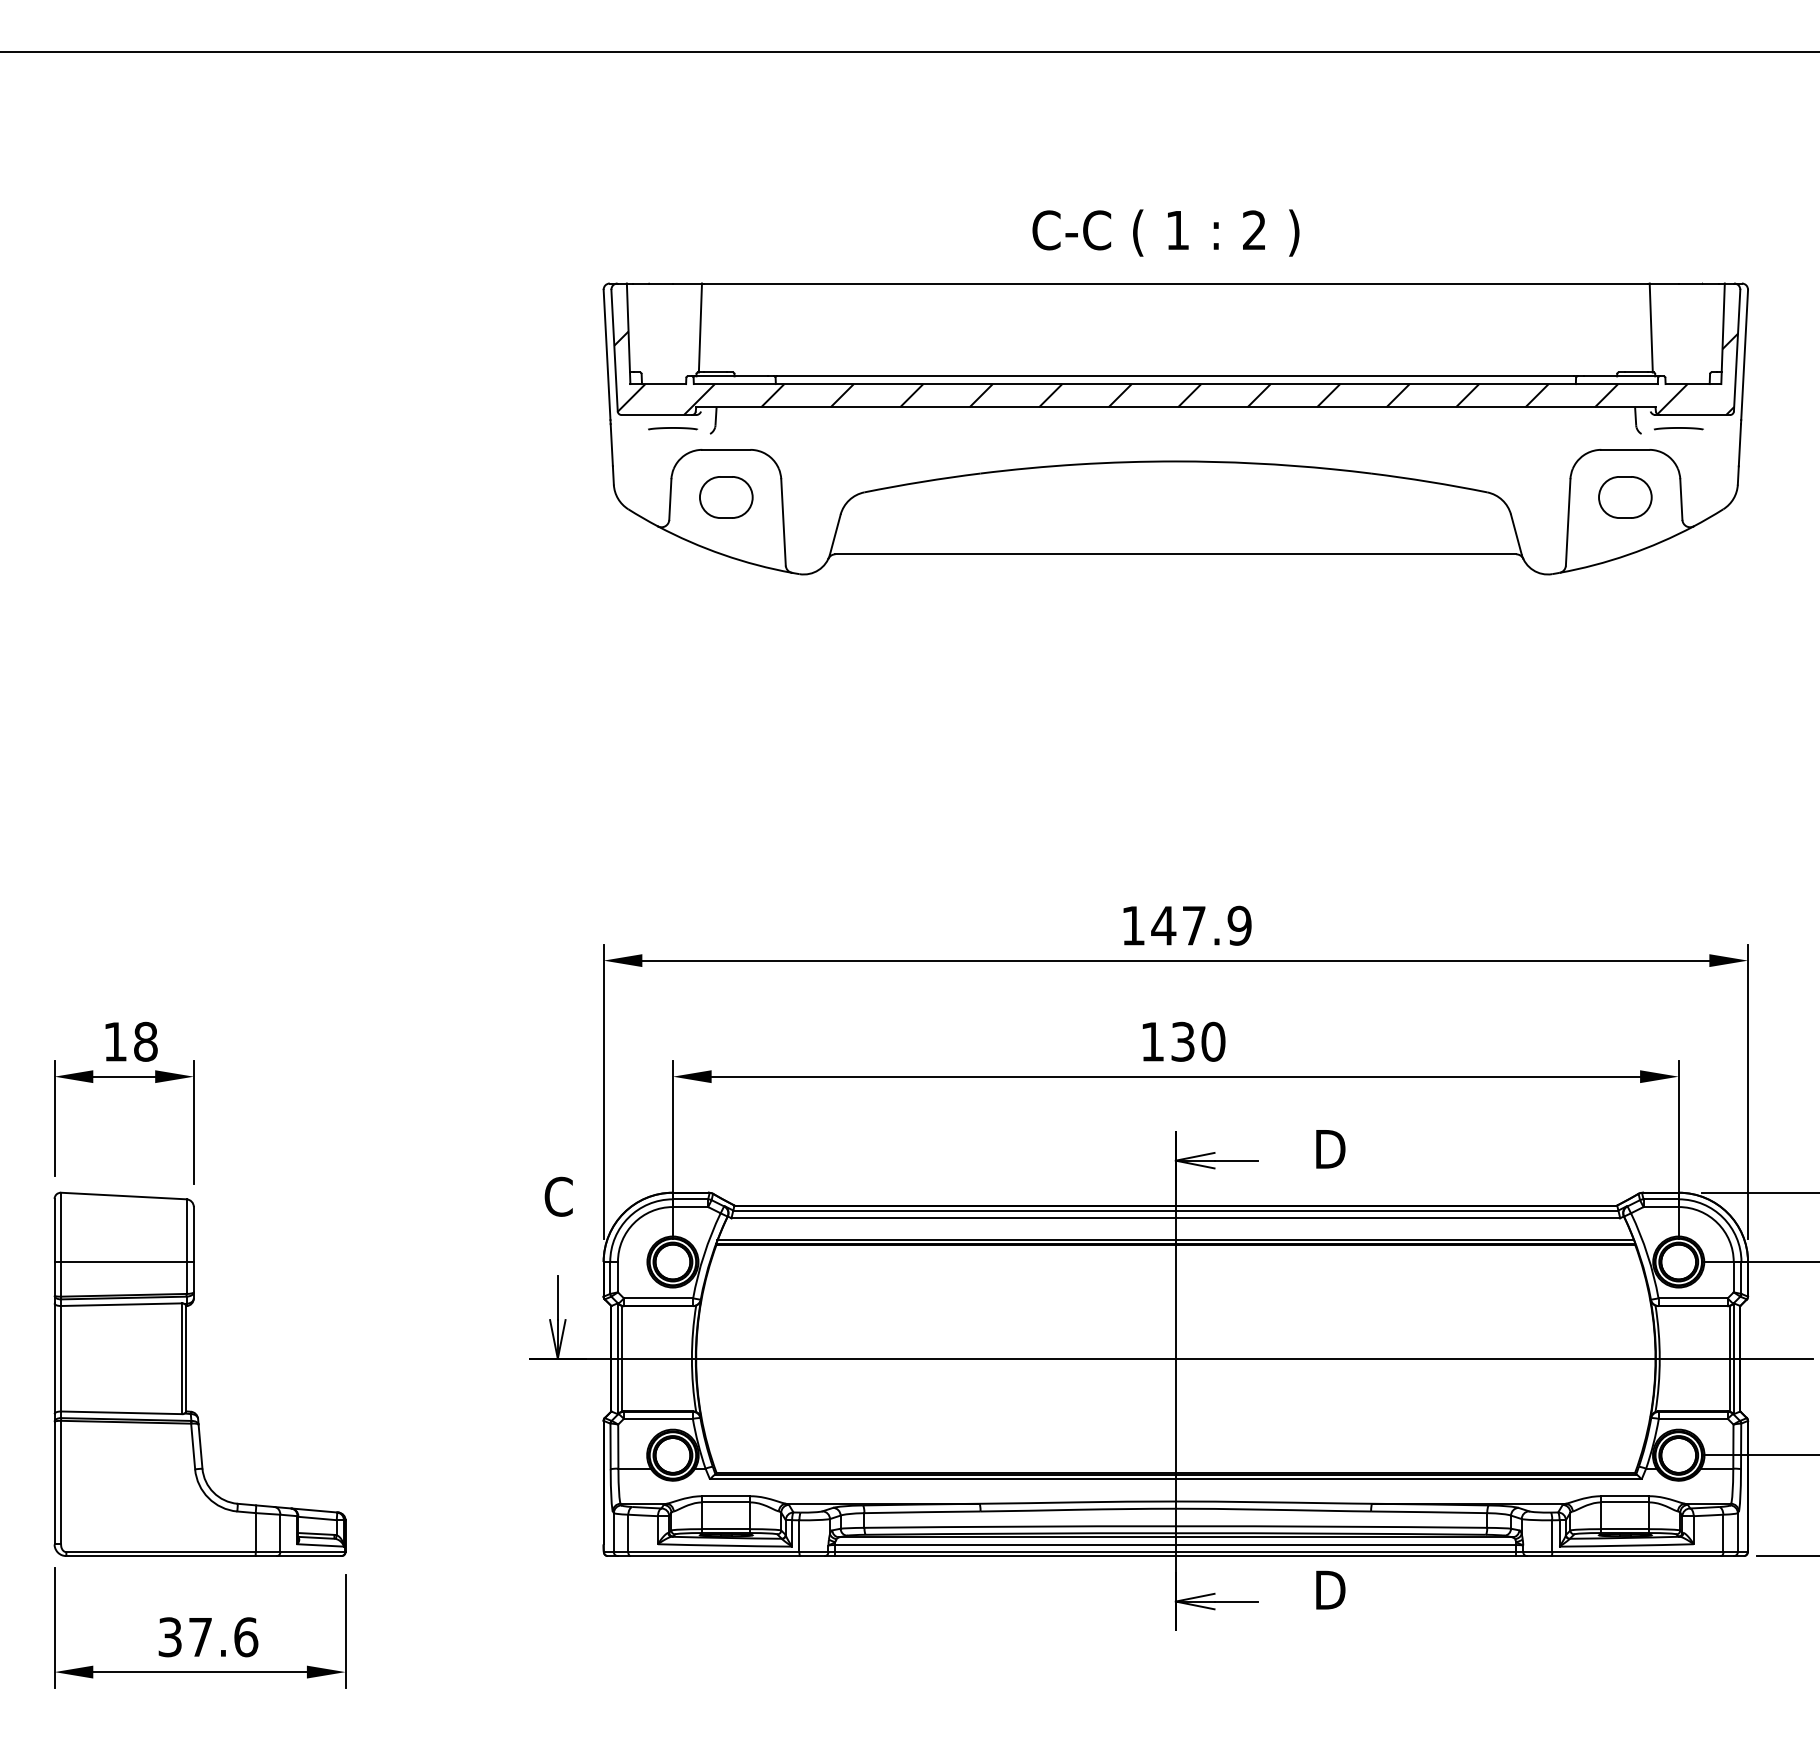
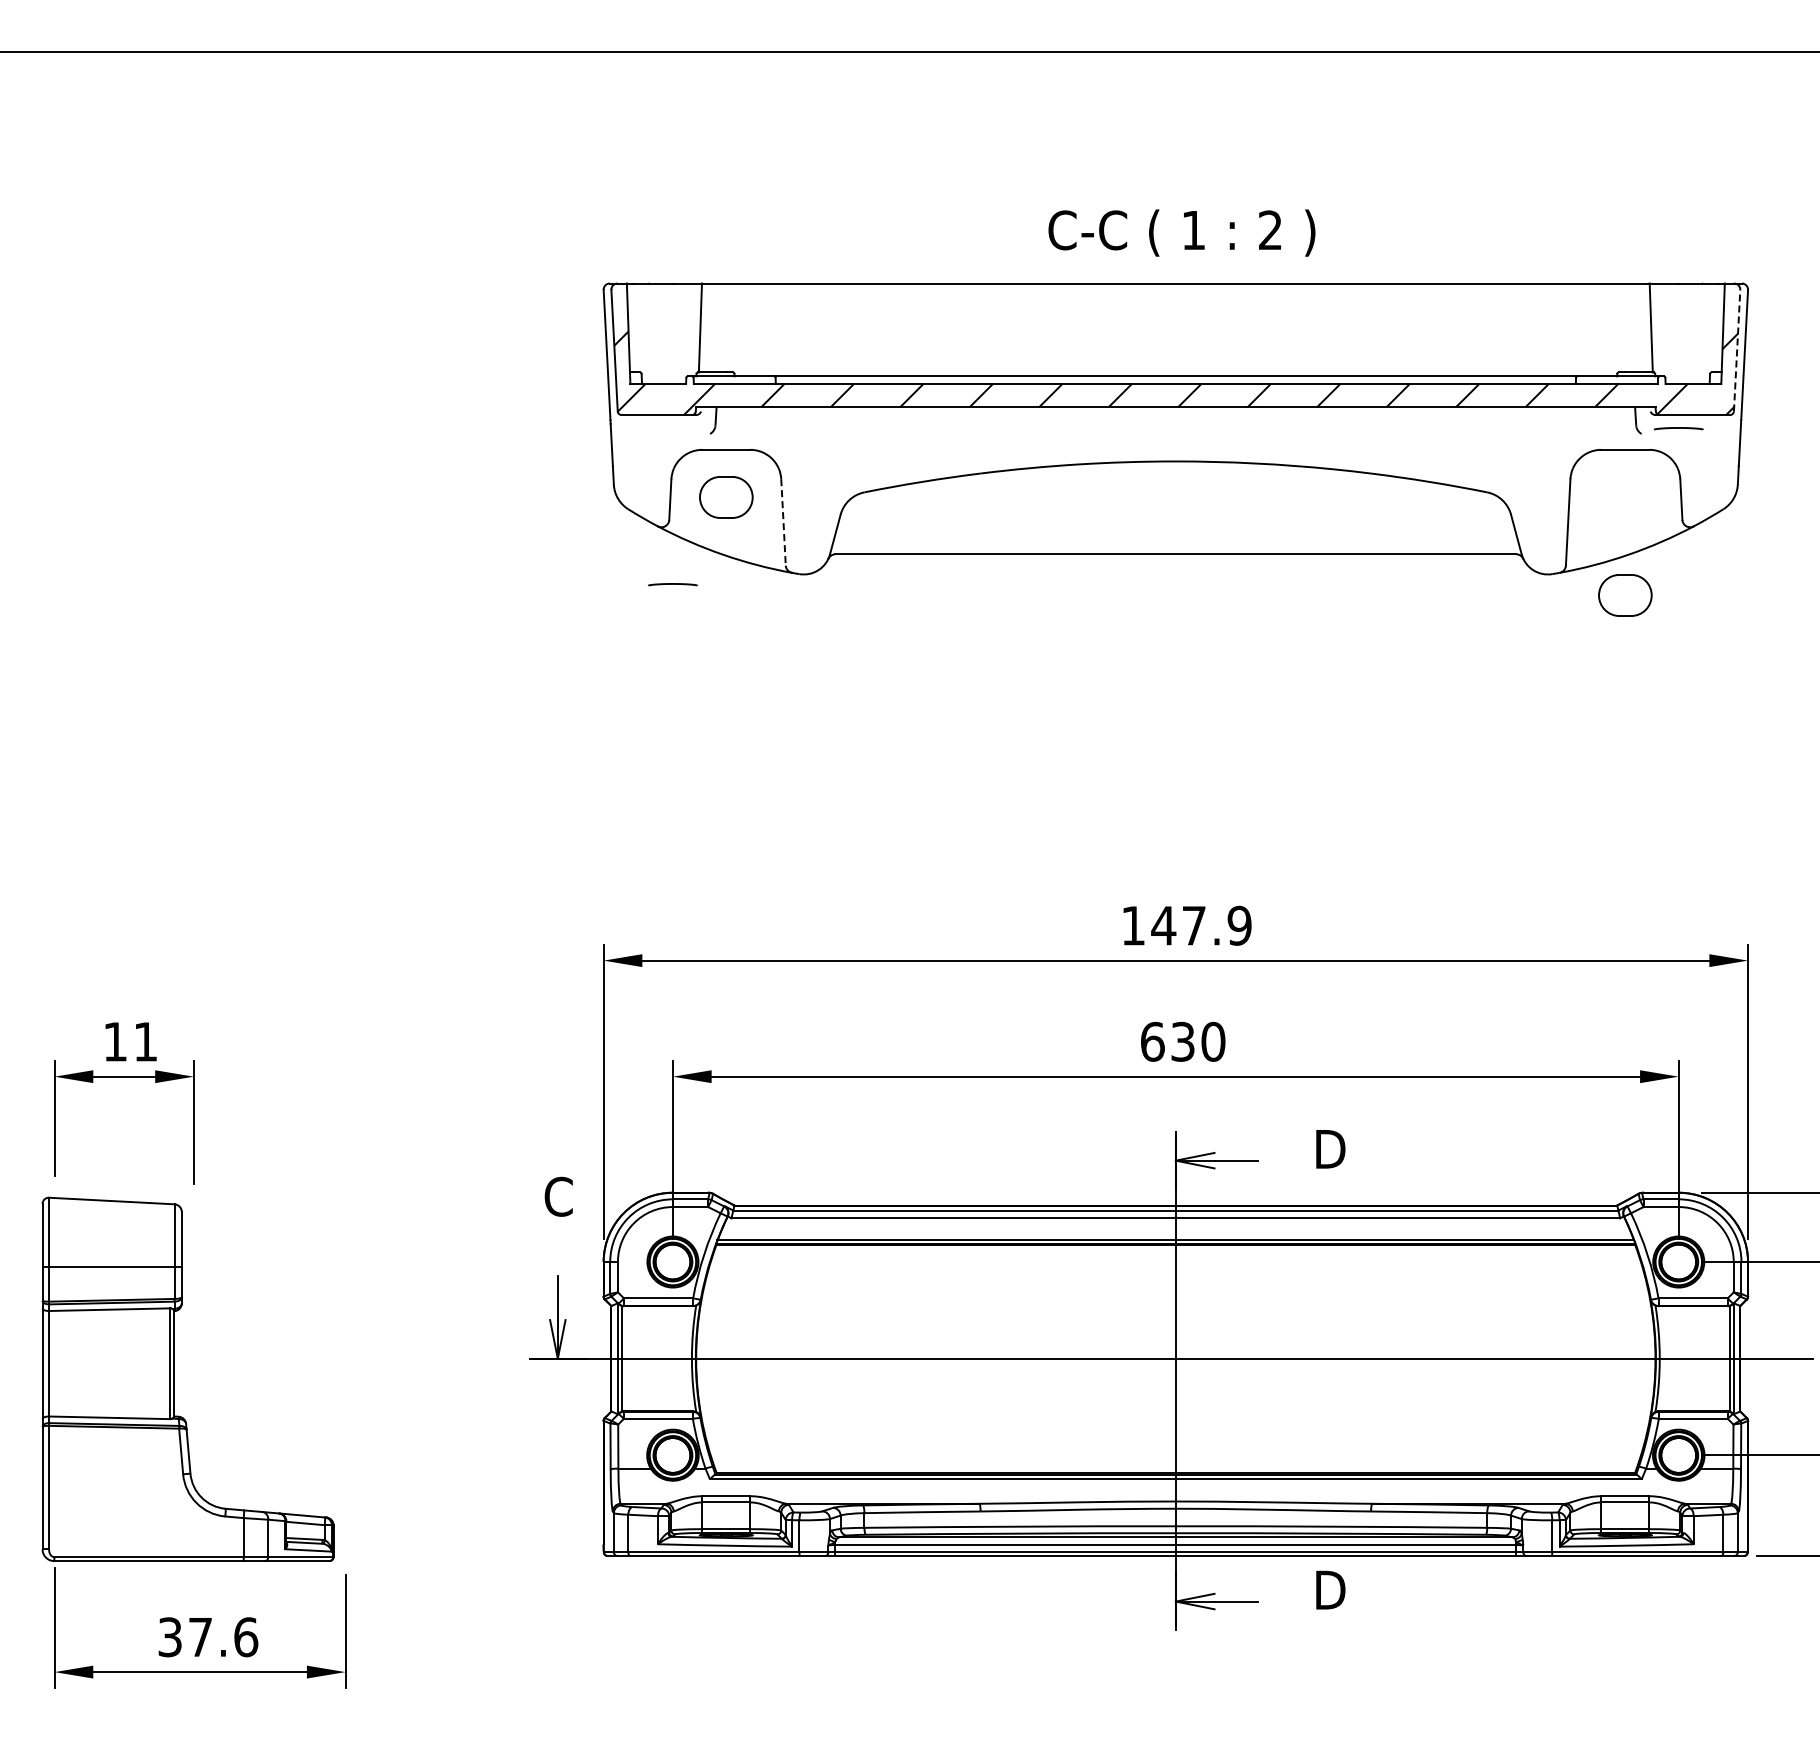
text position: (1165, 232) -> (1181, 232) (1181, 232)
line: solid -> dashed (1737, 350)
line position: (673, 428) -> (673, 584) (673, 584)
part position: (1625, 497) -> (1625, 595) (1625, 595)
line: solid -> dashed (783, 522)
text: 18 -> 11 (145, 1041)
text: 130 -> 630 (1152, 1041)
part position: (186, 1373) -> (174, 1378) (174, 1378)
